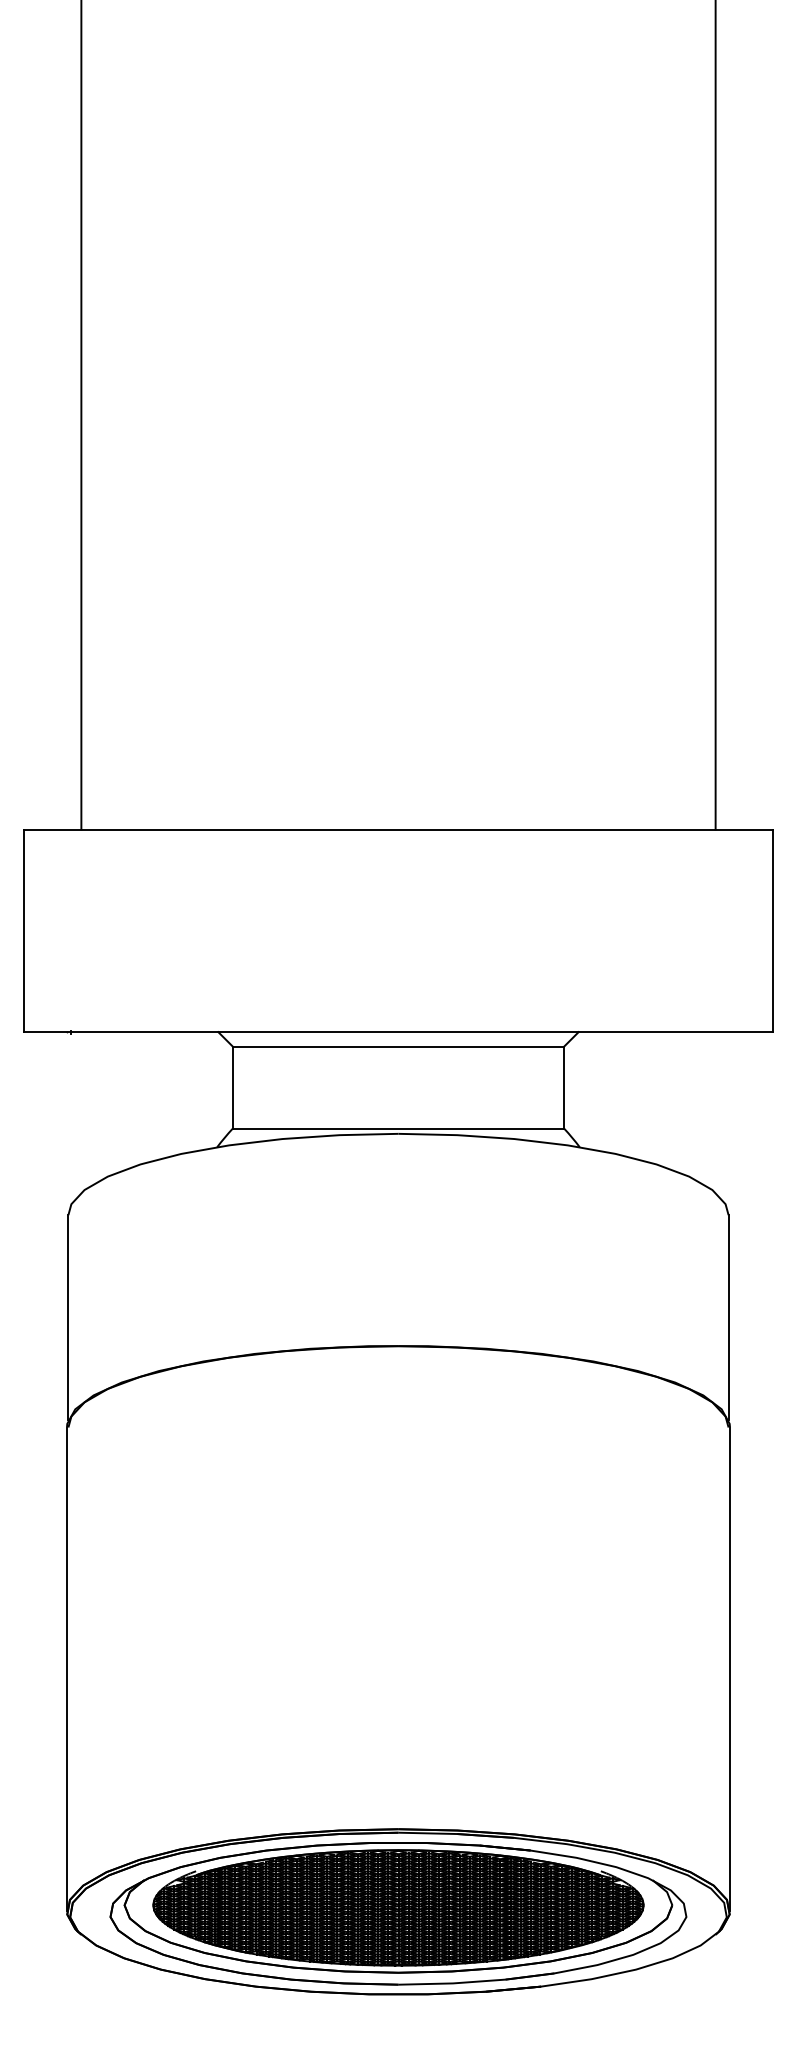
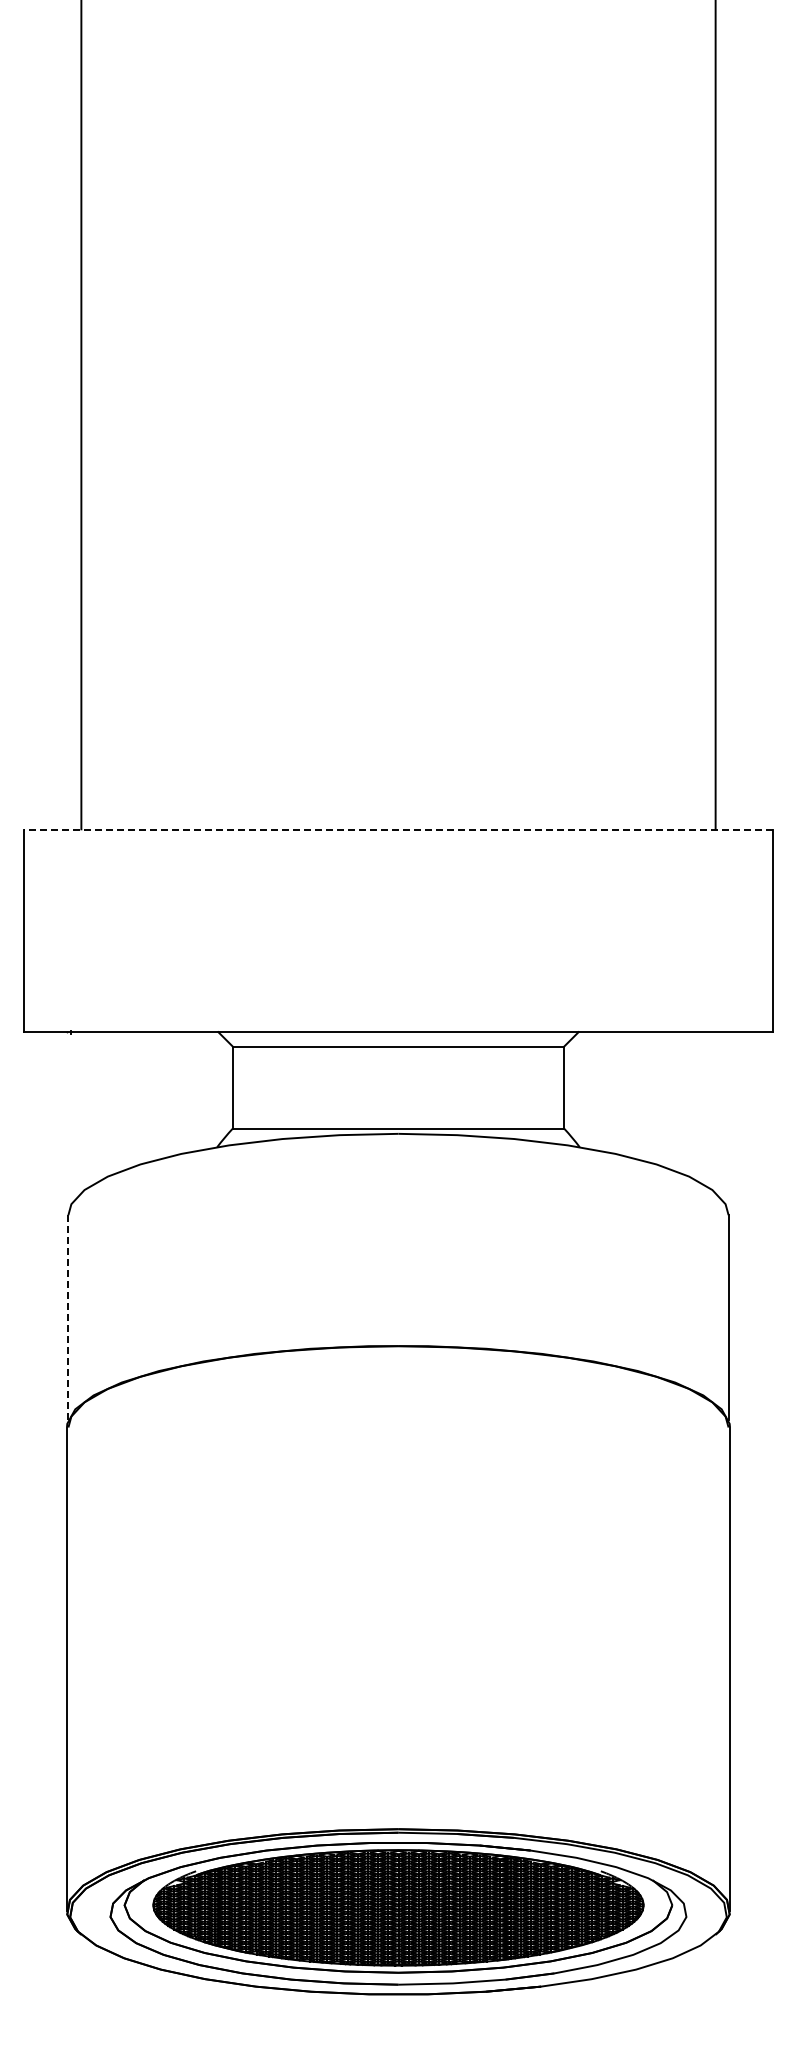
line: solid -> dashed (398, 830)
line: solid -> dashed (68, 1318)
